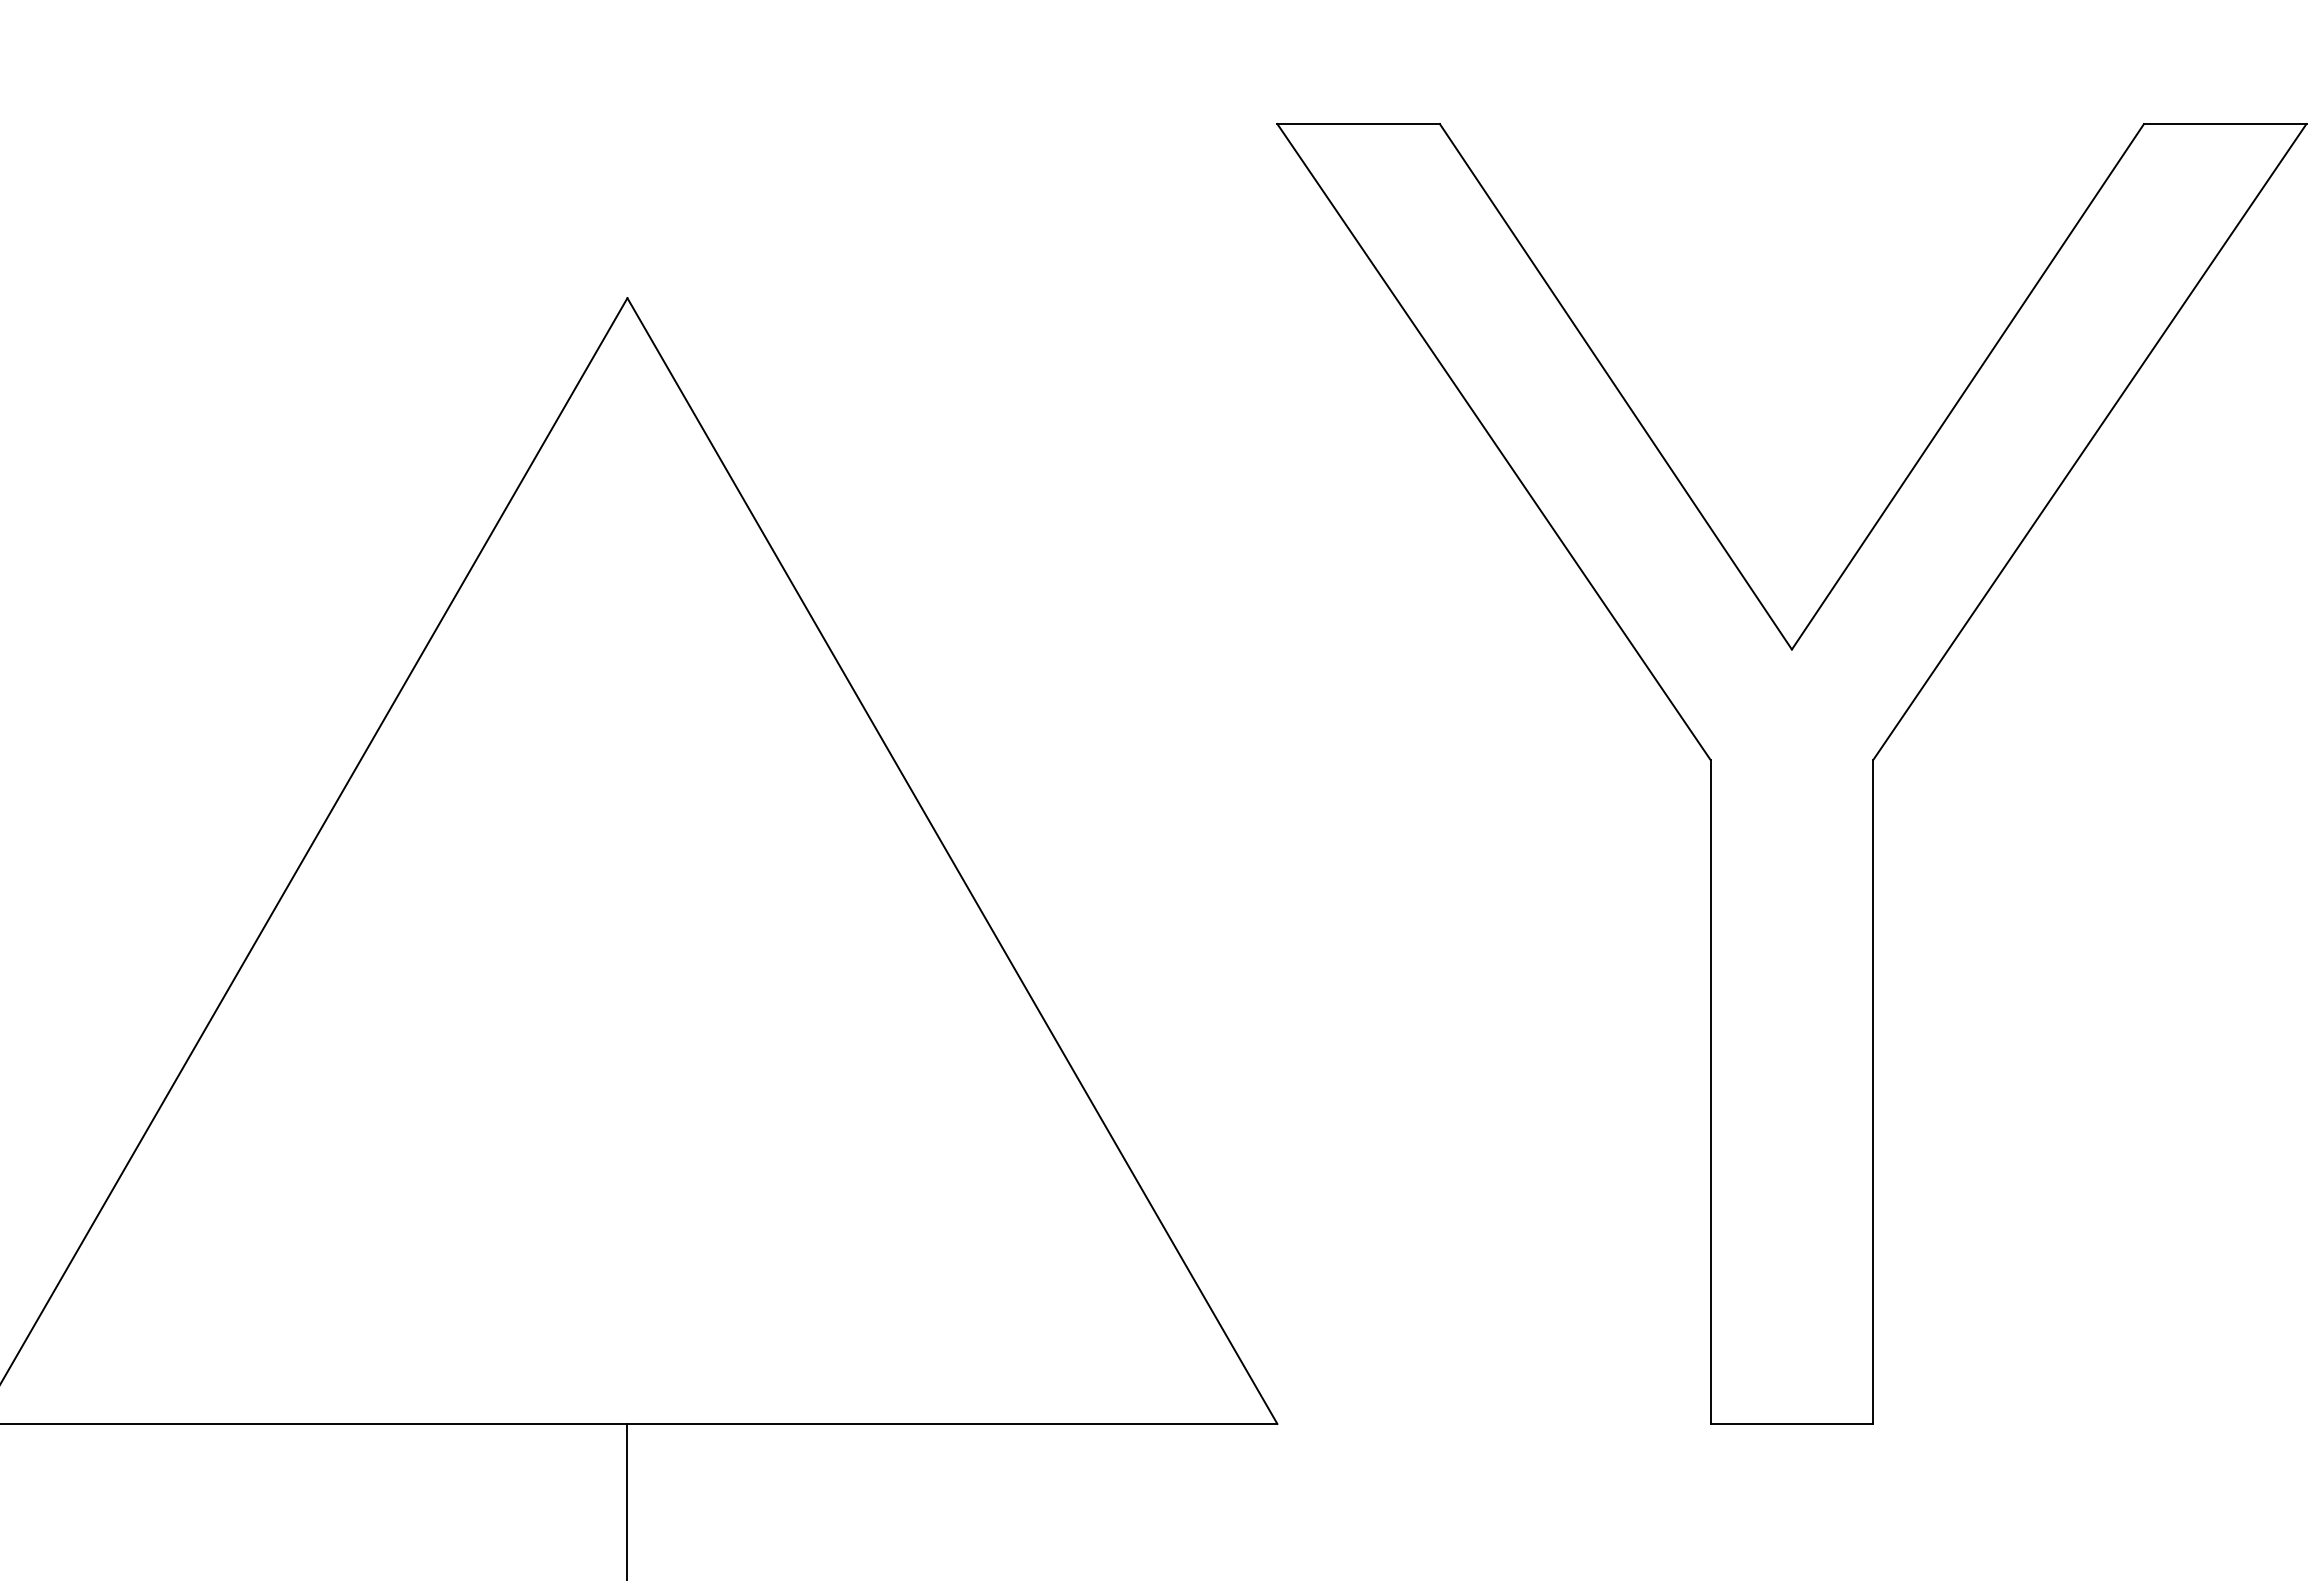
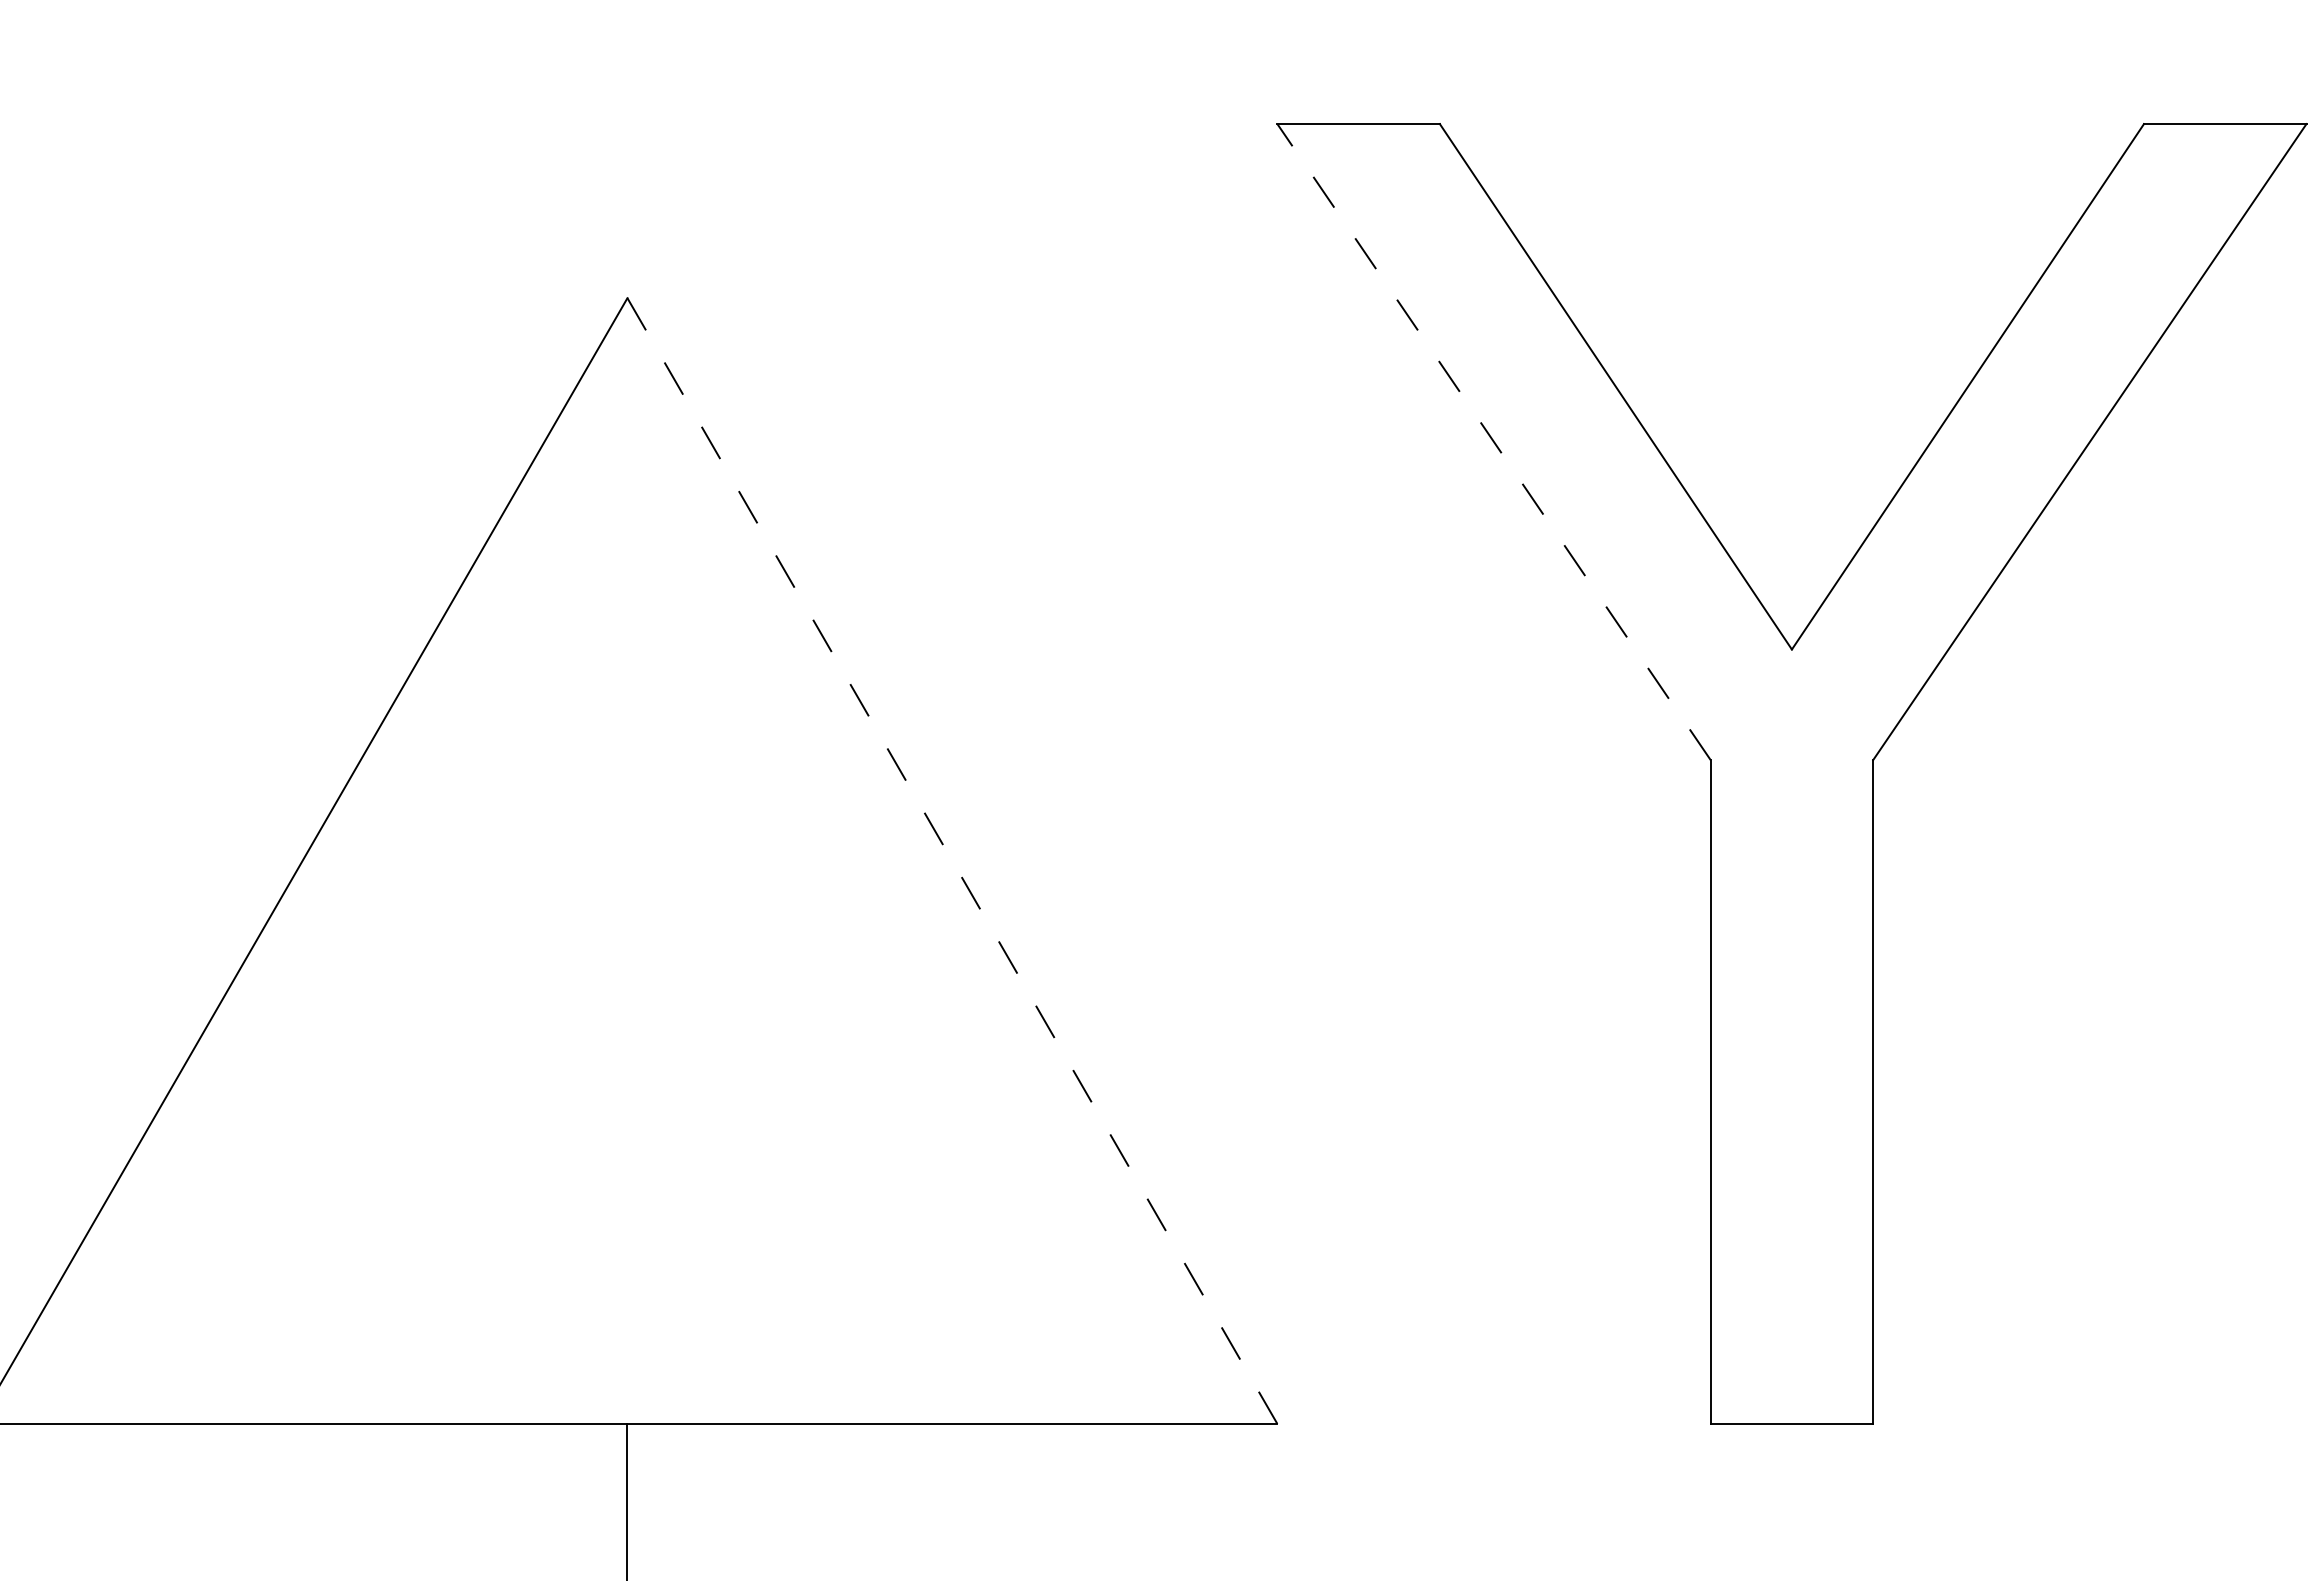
line: solid -> dashed (1494, 442)
line: solid -> dashed (952, 861)
